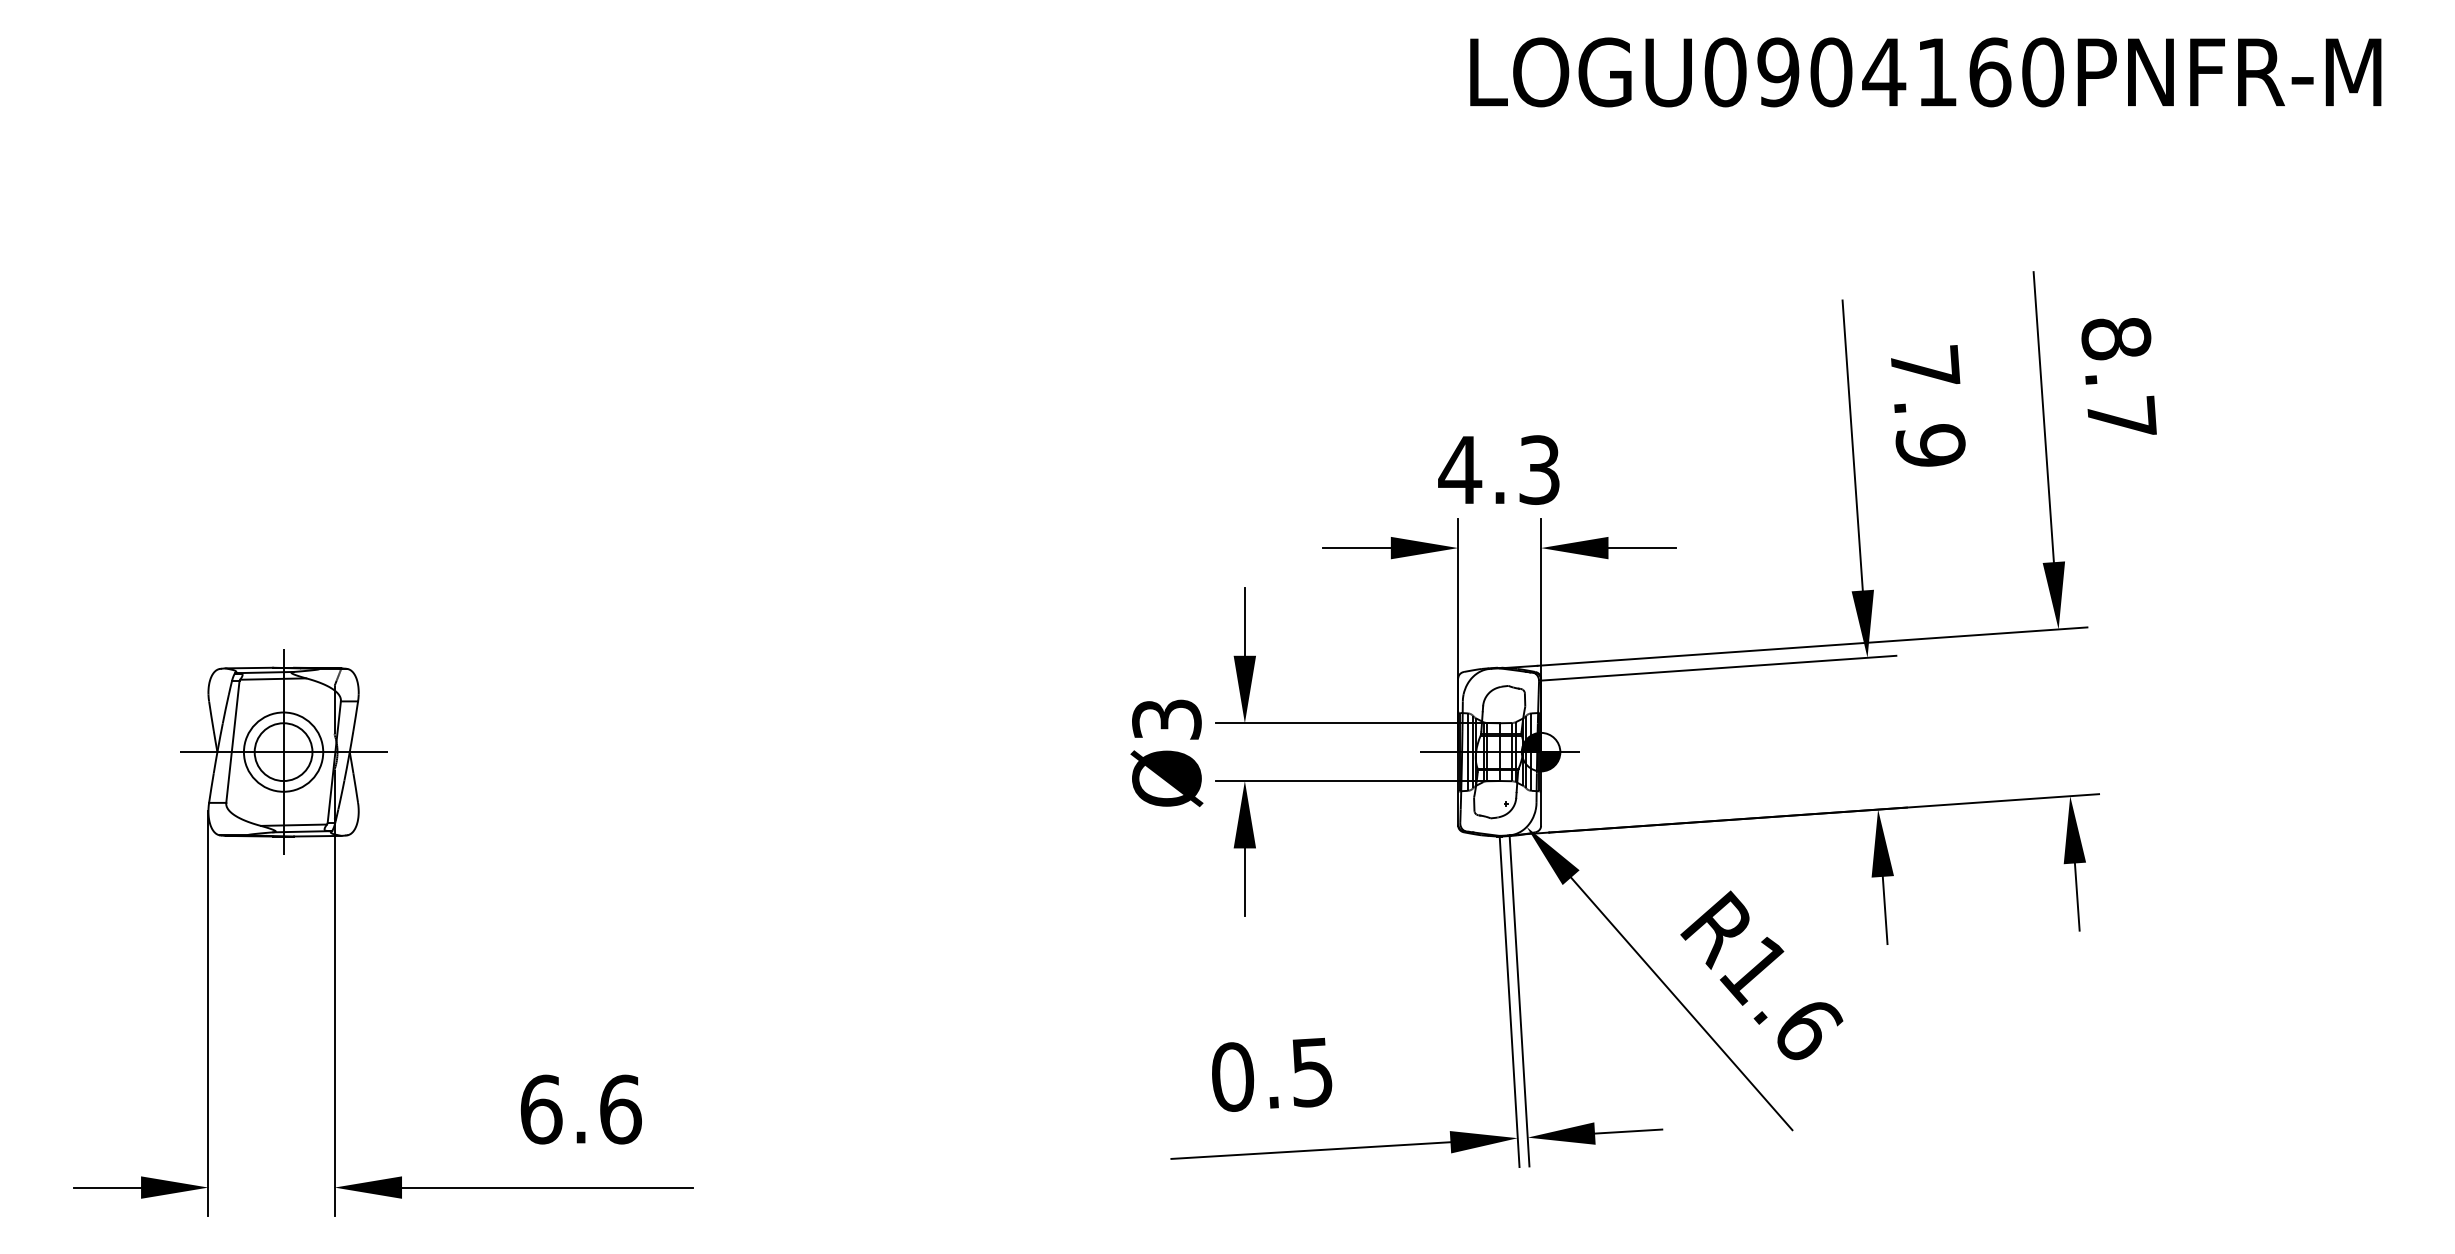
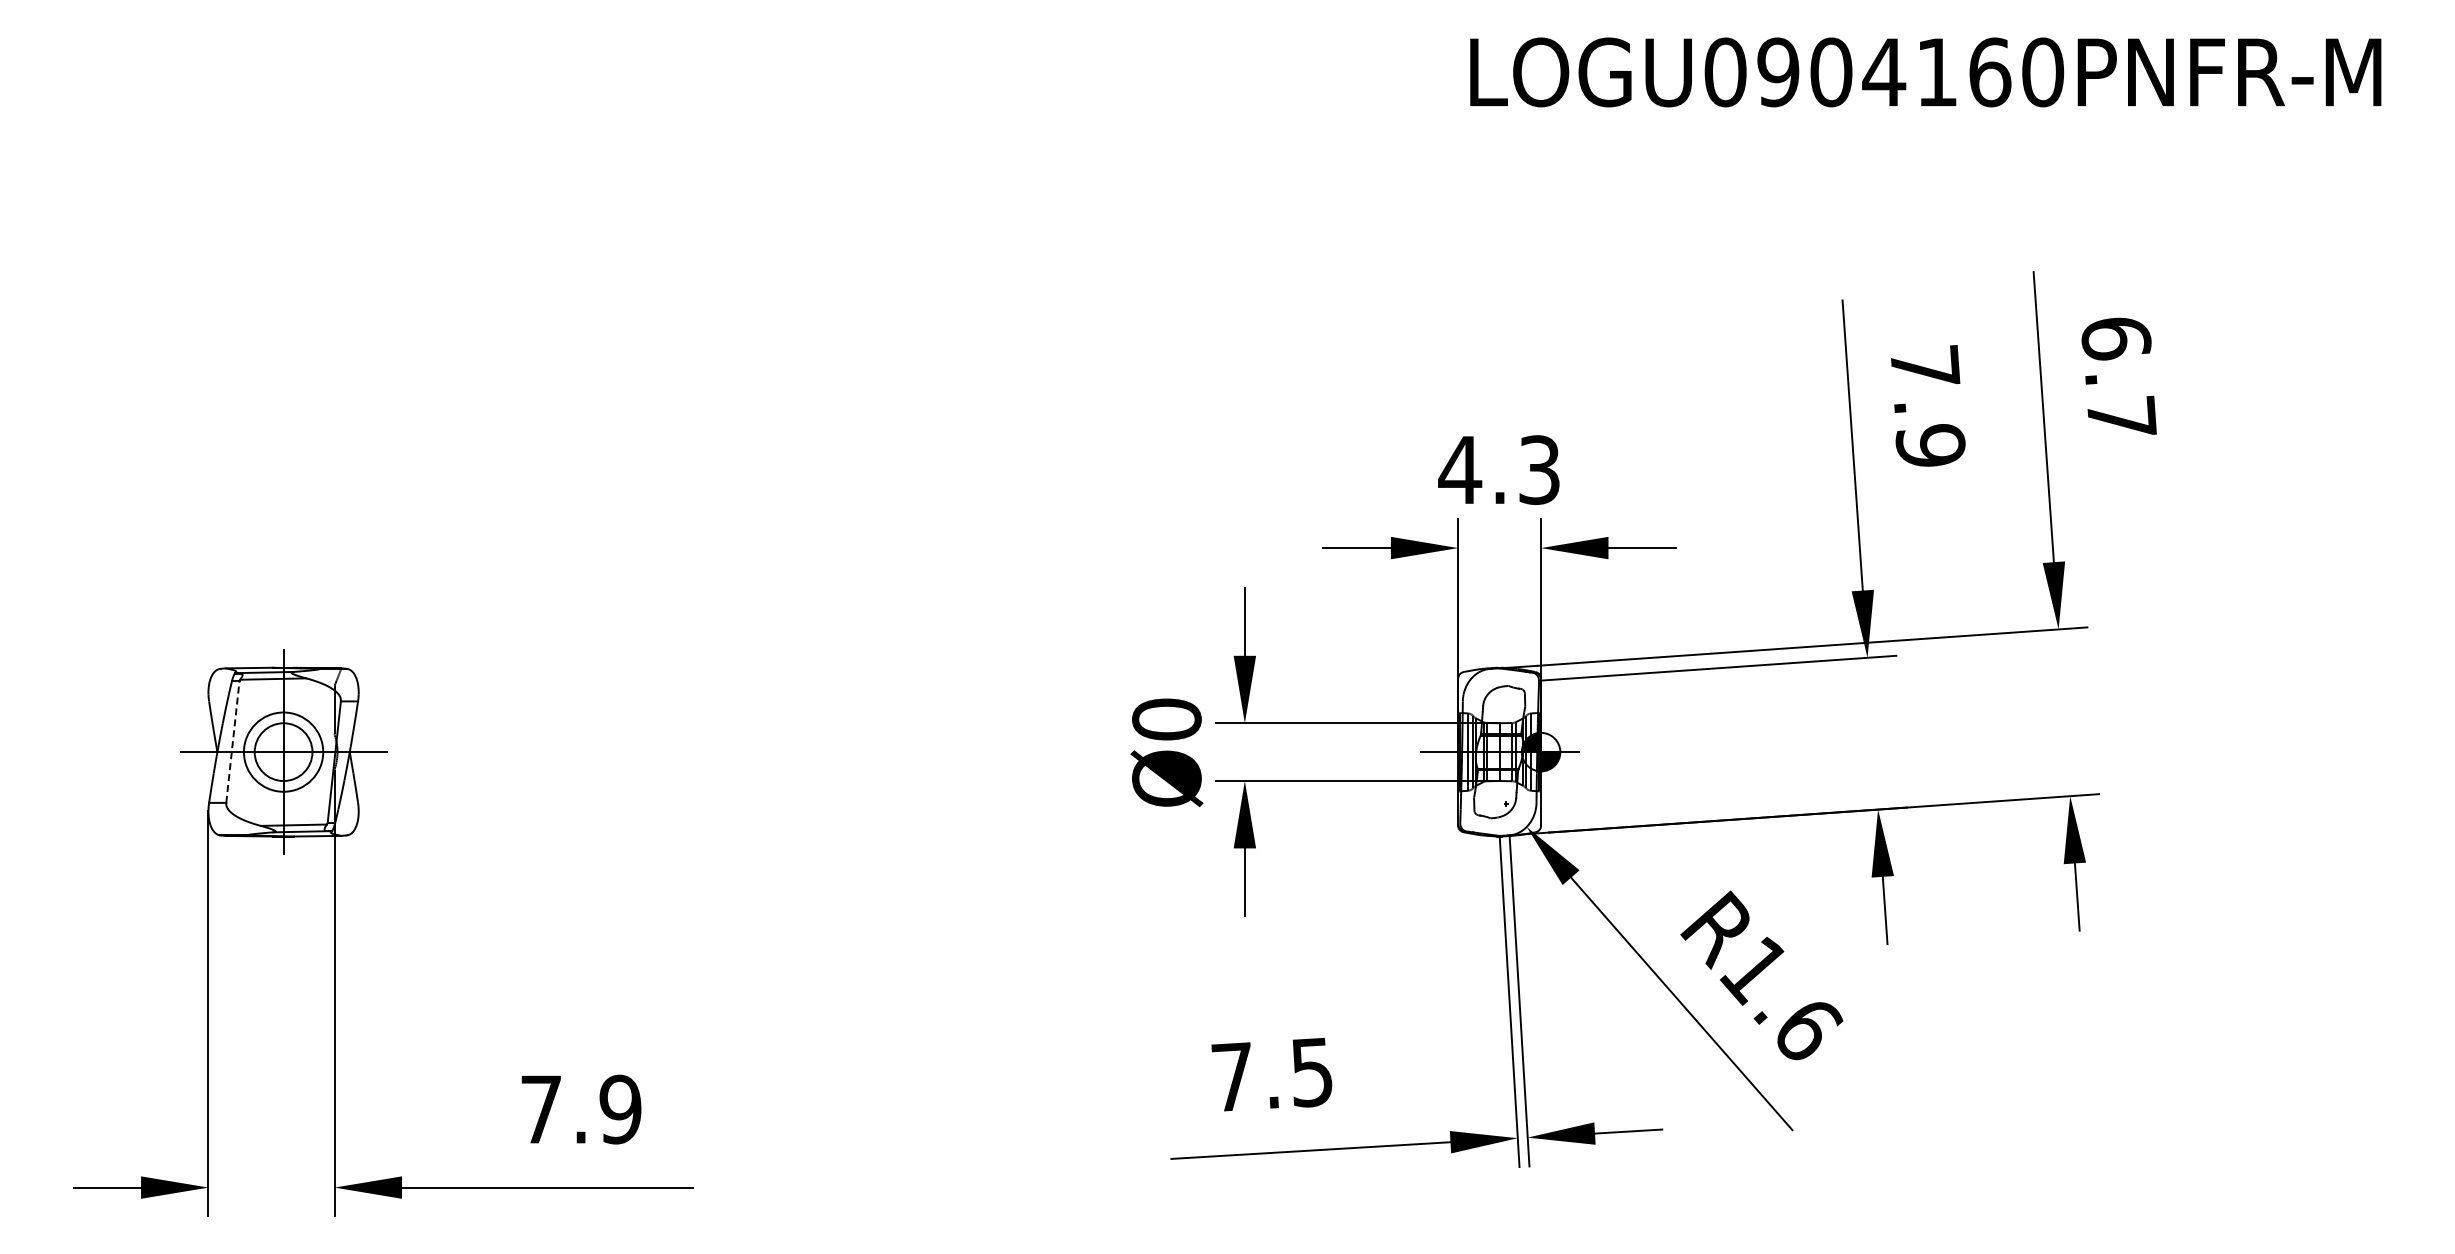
text: 8.7 -> 6.7 (2116, 338)
text: Ø3 -> Ø0 (1166, 719)
line: solid -> dashed (232, 741)
text: 0.5 -> 7.5 (1232, 1076)
text: 6.6 -> 7.9 (580, 1109)
